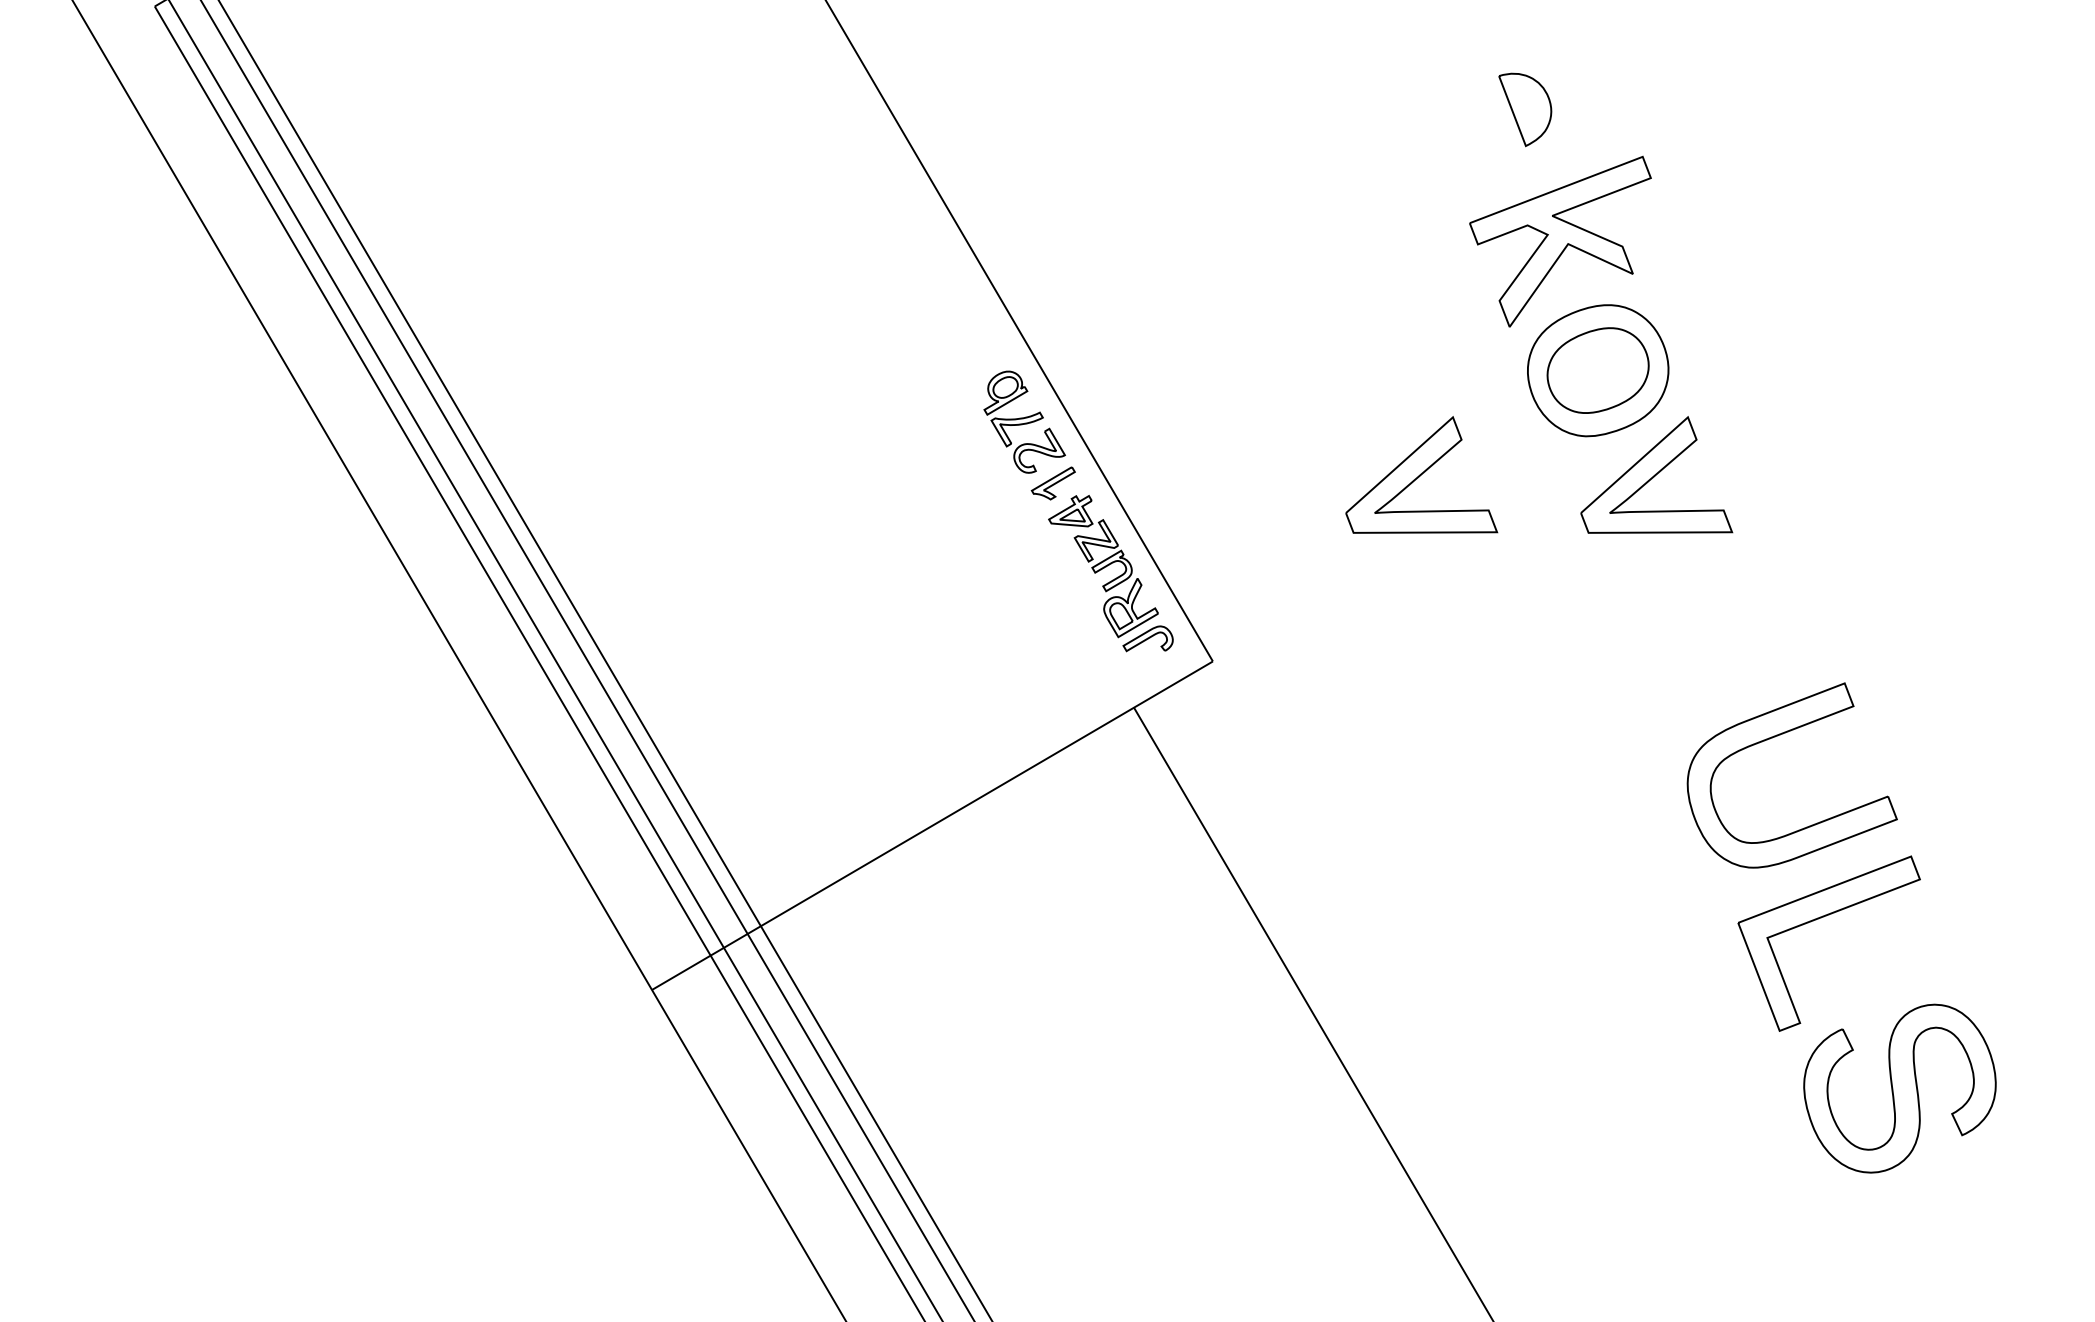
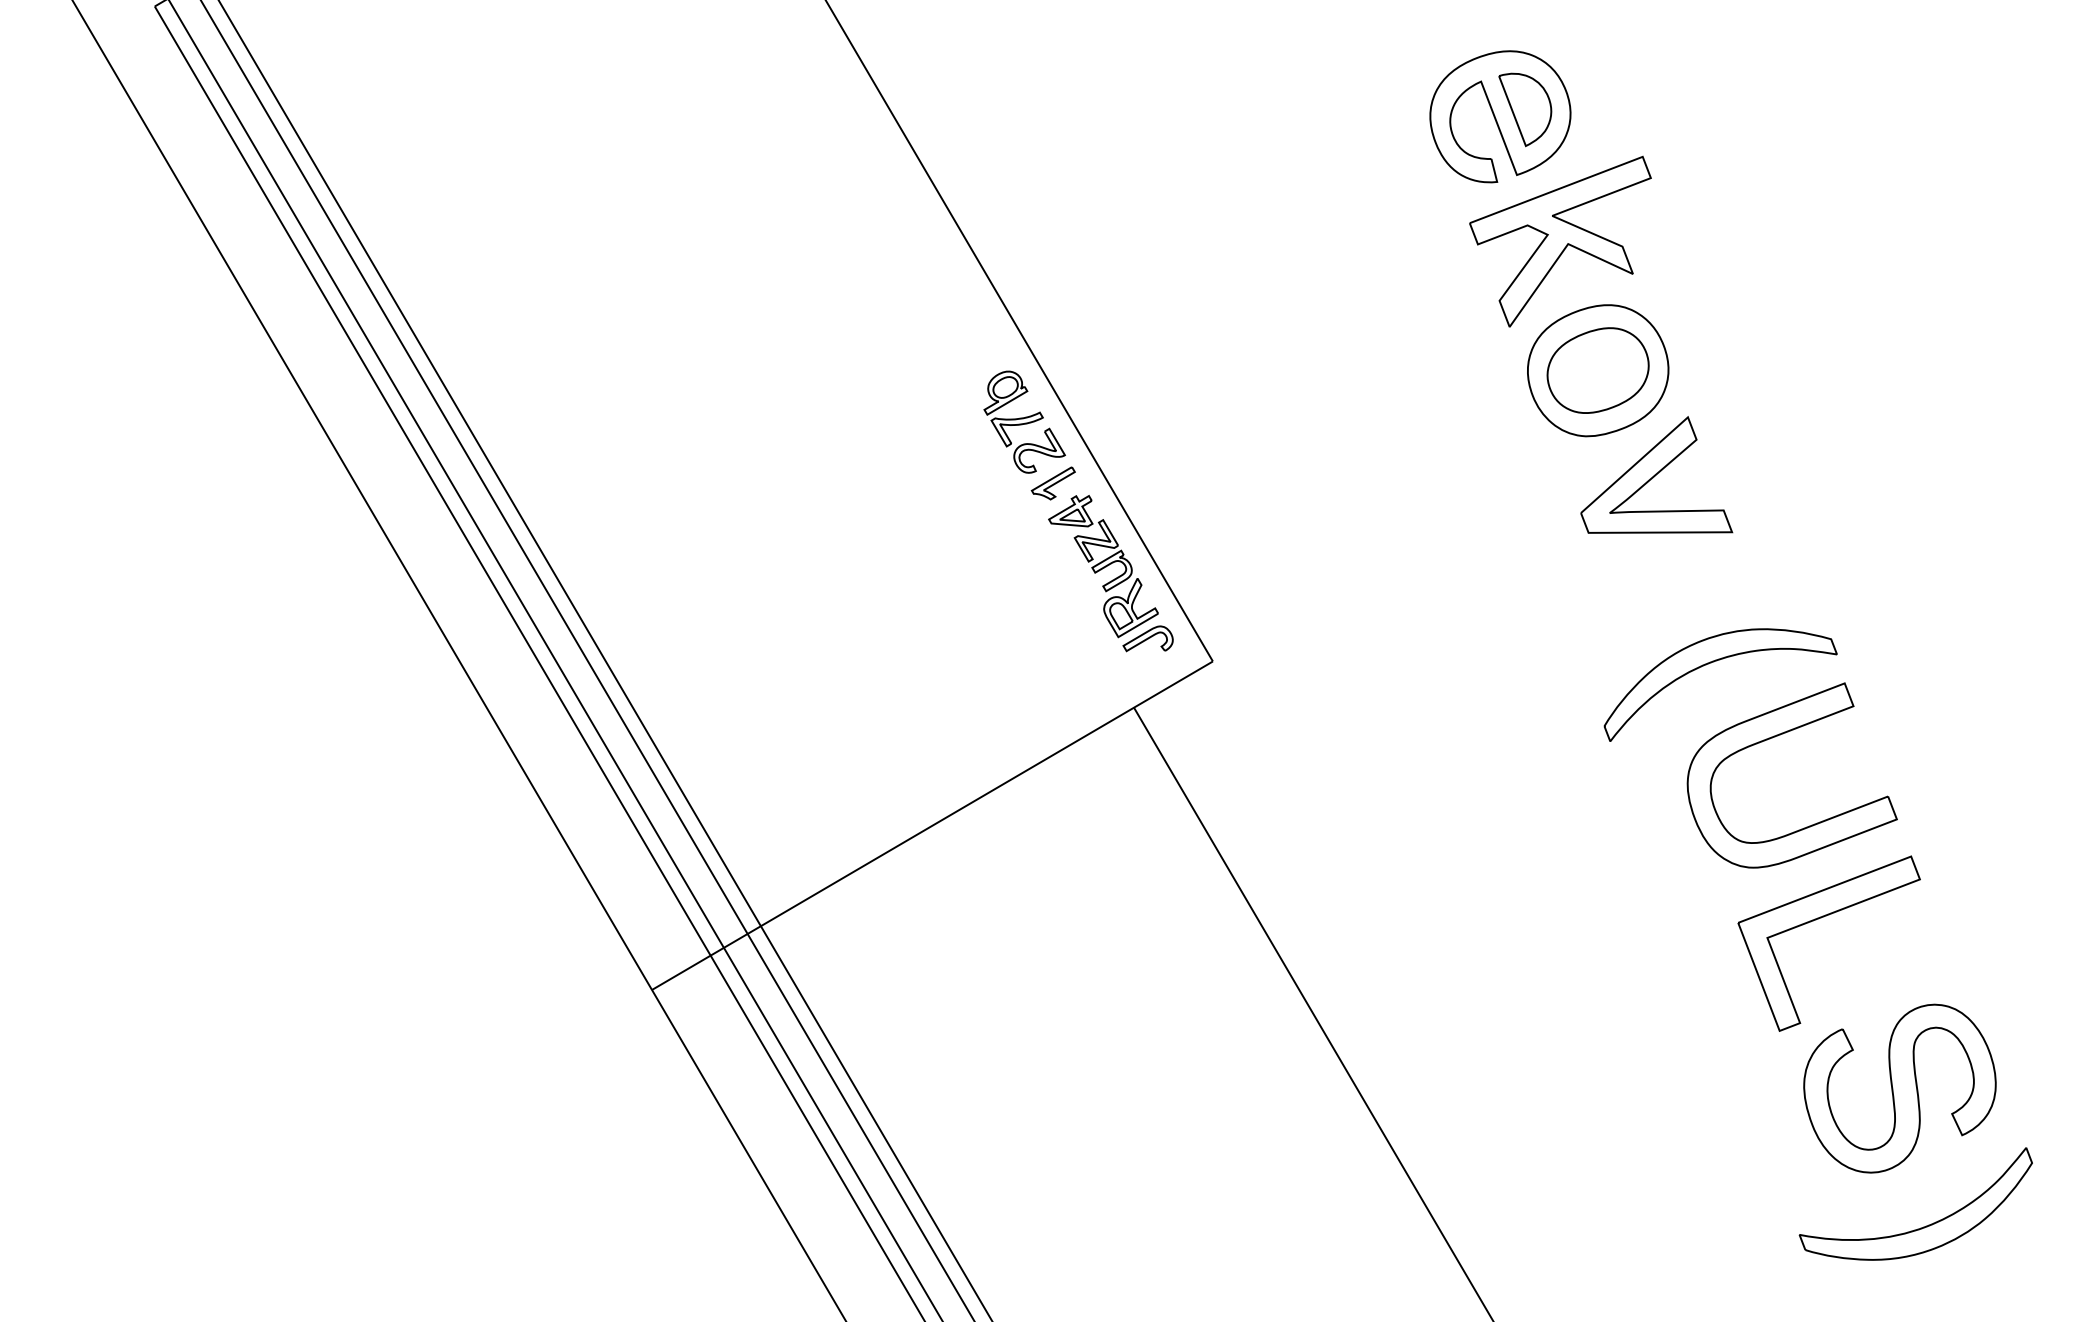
part: none -> present (1500, 116)
part: present -> none (1421, 474)
part: none -> present (1714, 662)
part: none -> present (1923, 1226)
